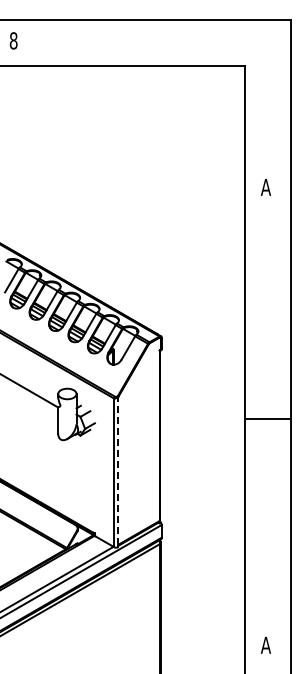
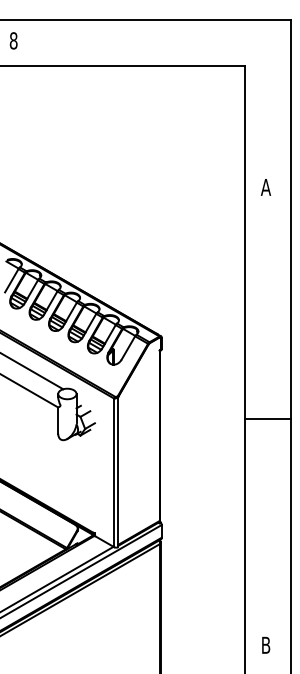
line: none -> present (32, 371)
line: dashed -> solid (118, 470)
text: A -> B (265, 644)
